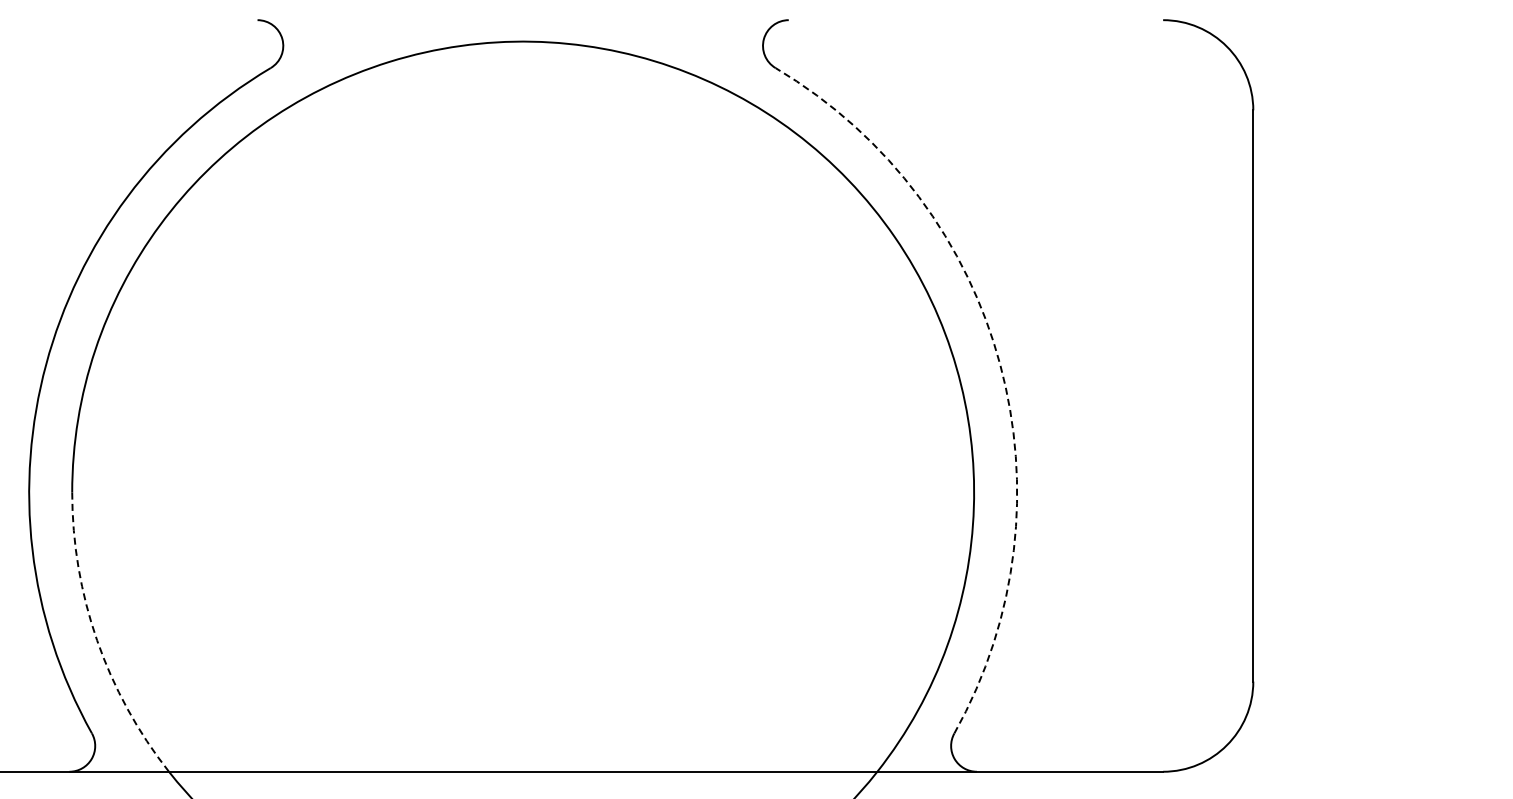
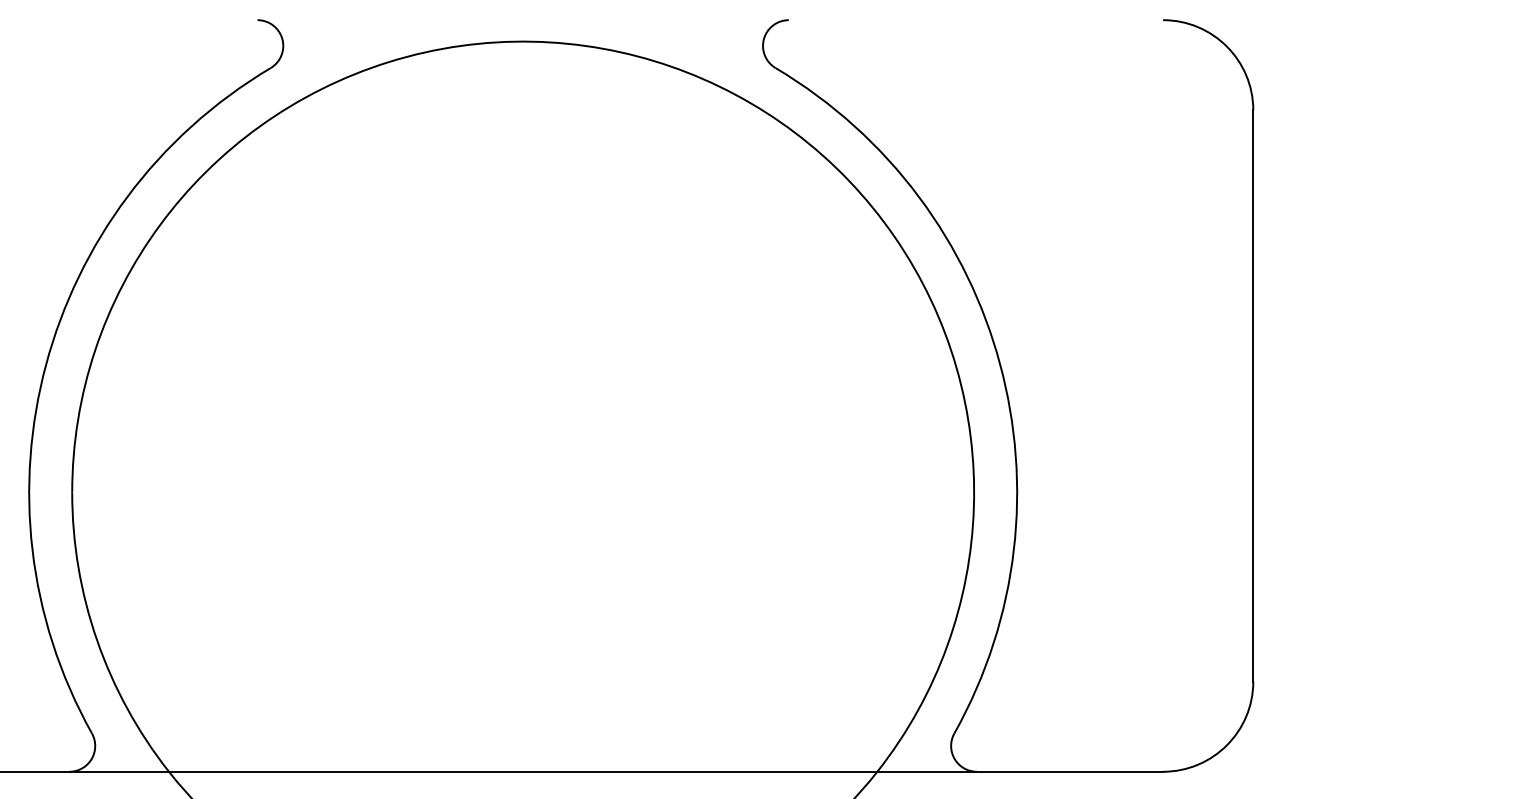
arc: dashed -> solid (1000, 364)
arc: dashed -> solid (97, 640)
